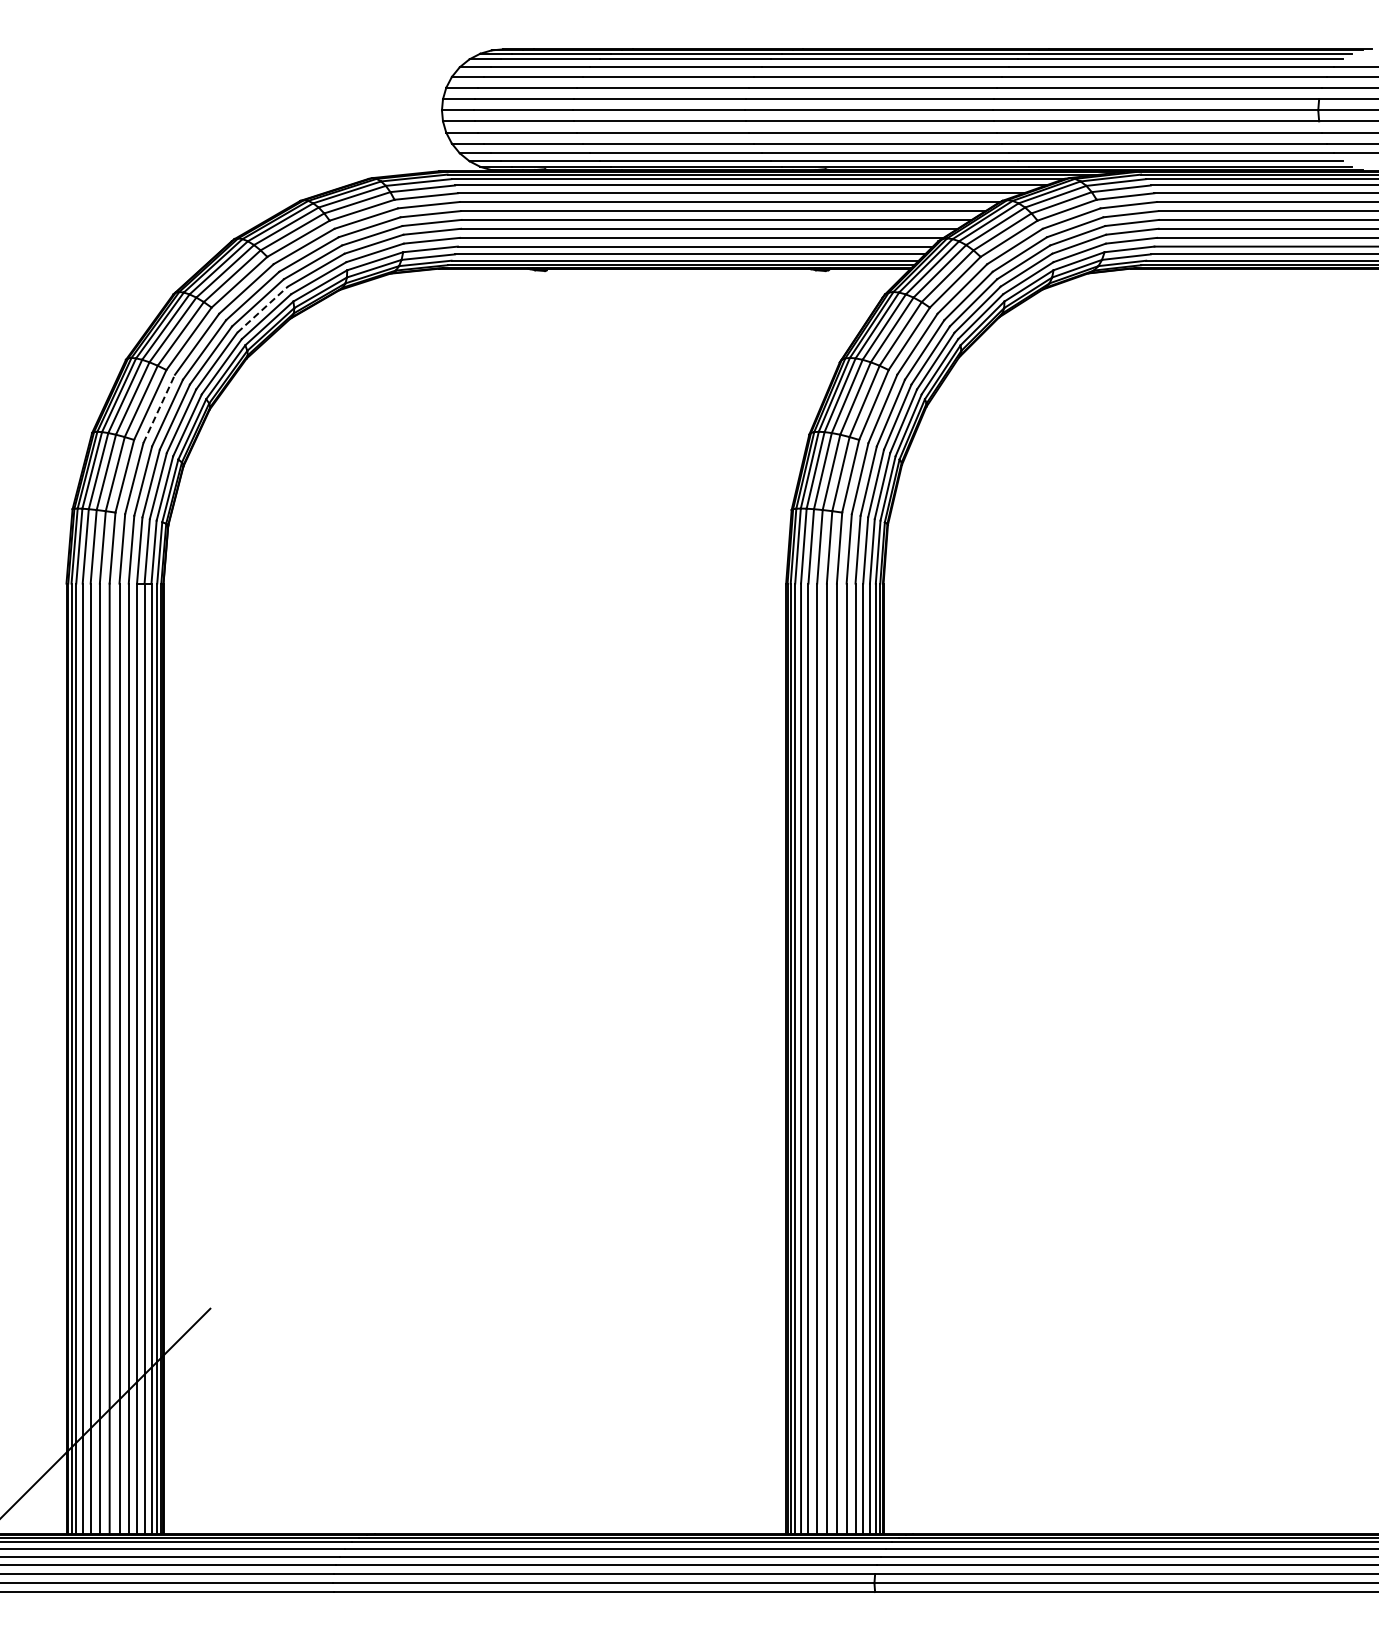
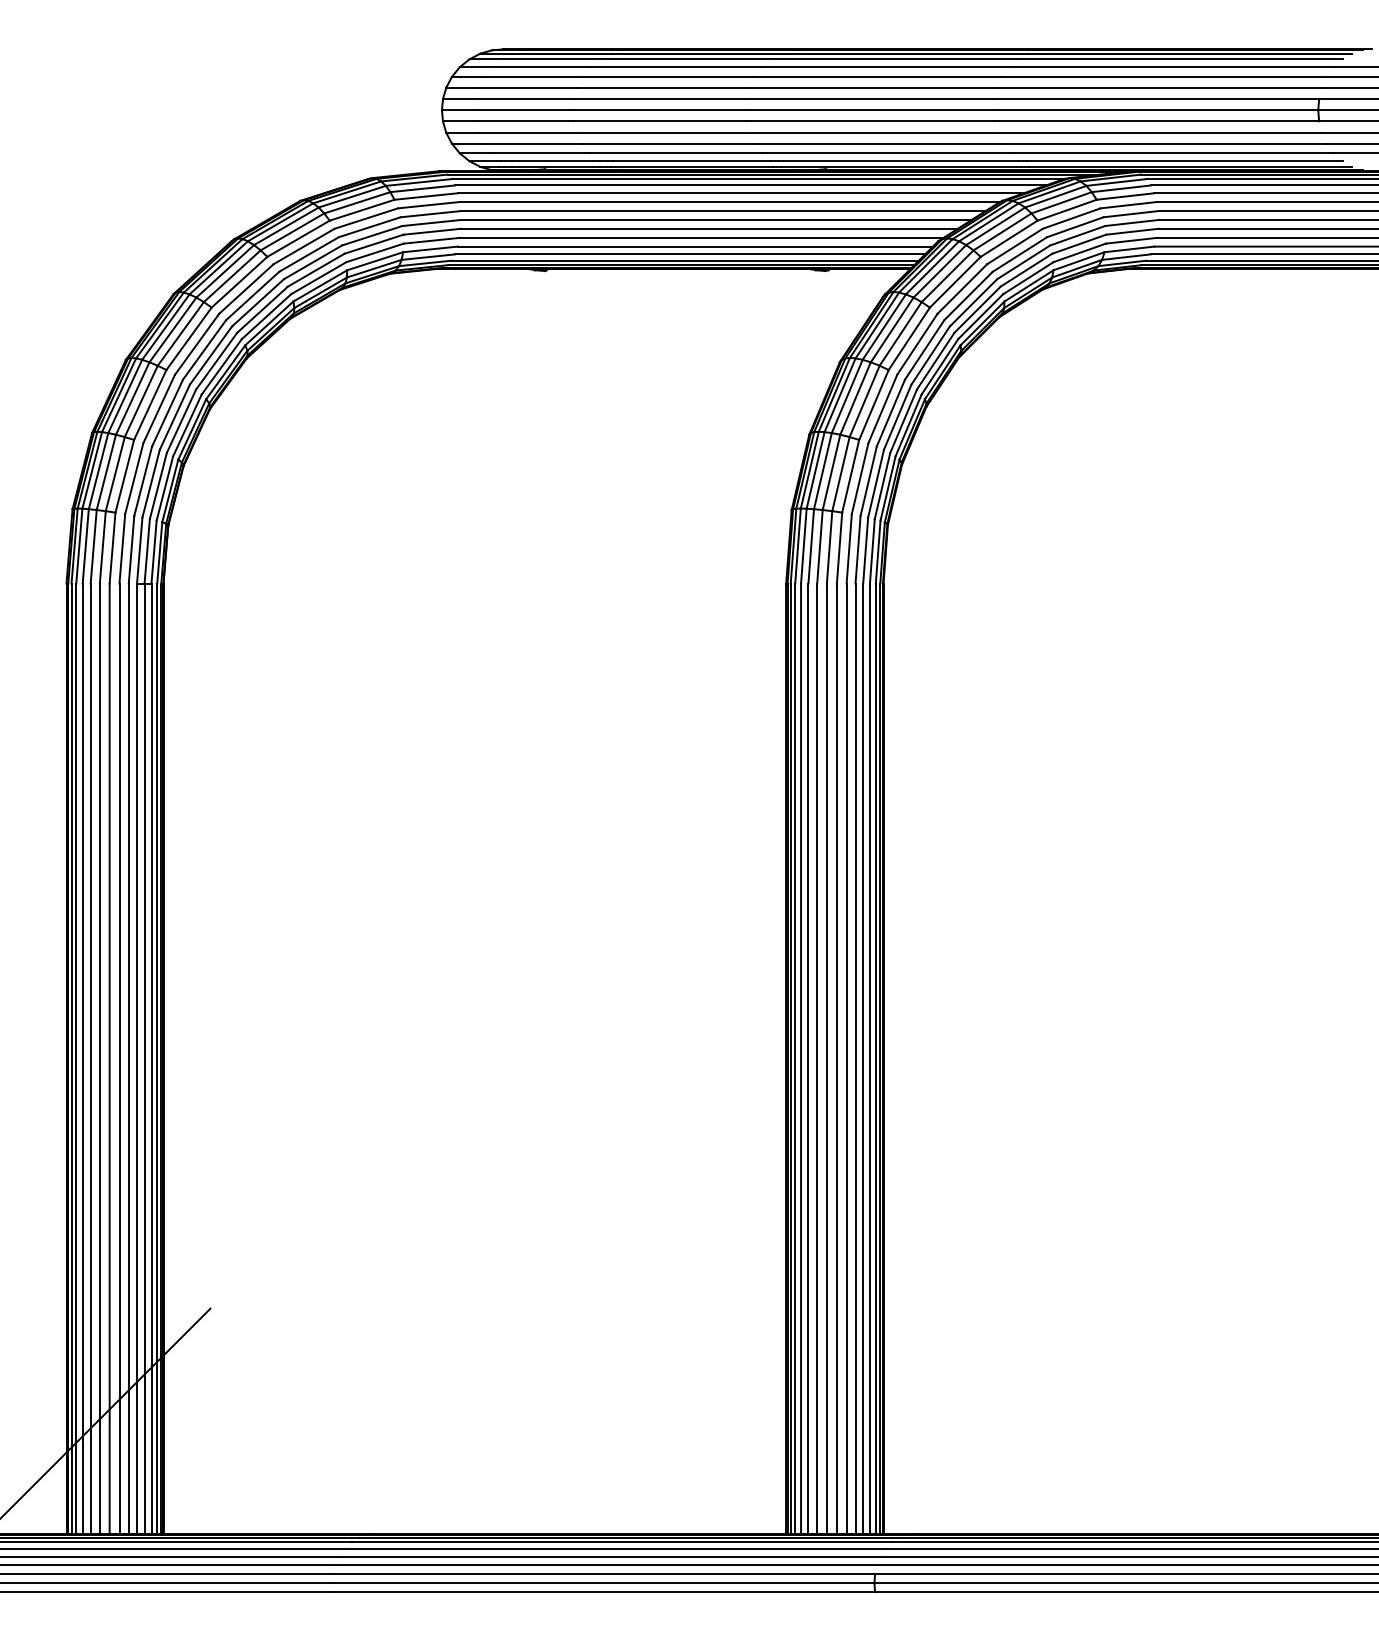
line: dashed -> solid (262, 309)
line: dashed -> solid (159, 408)
